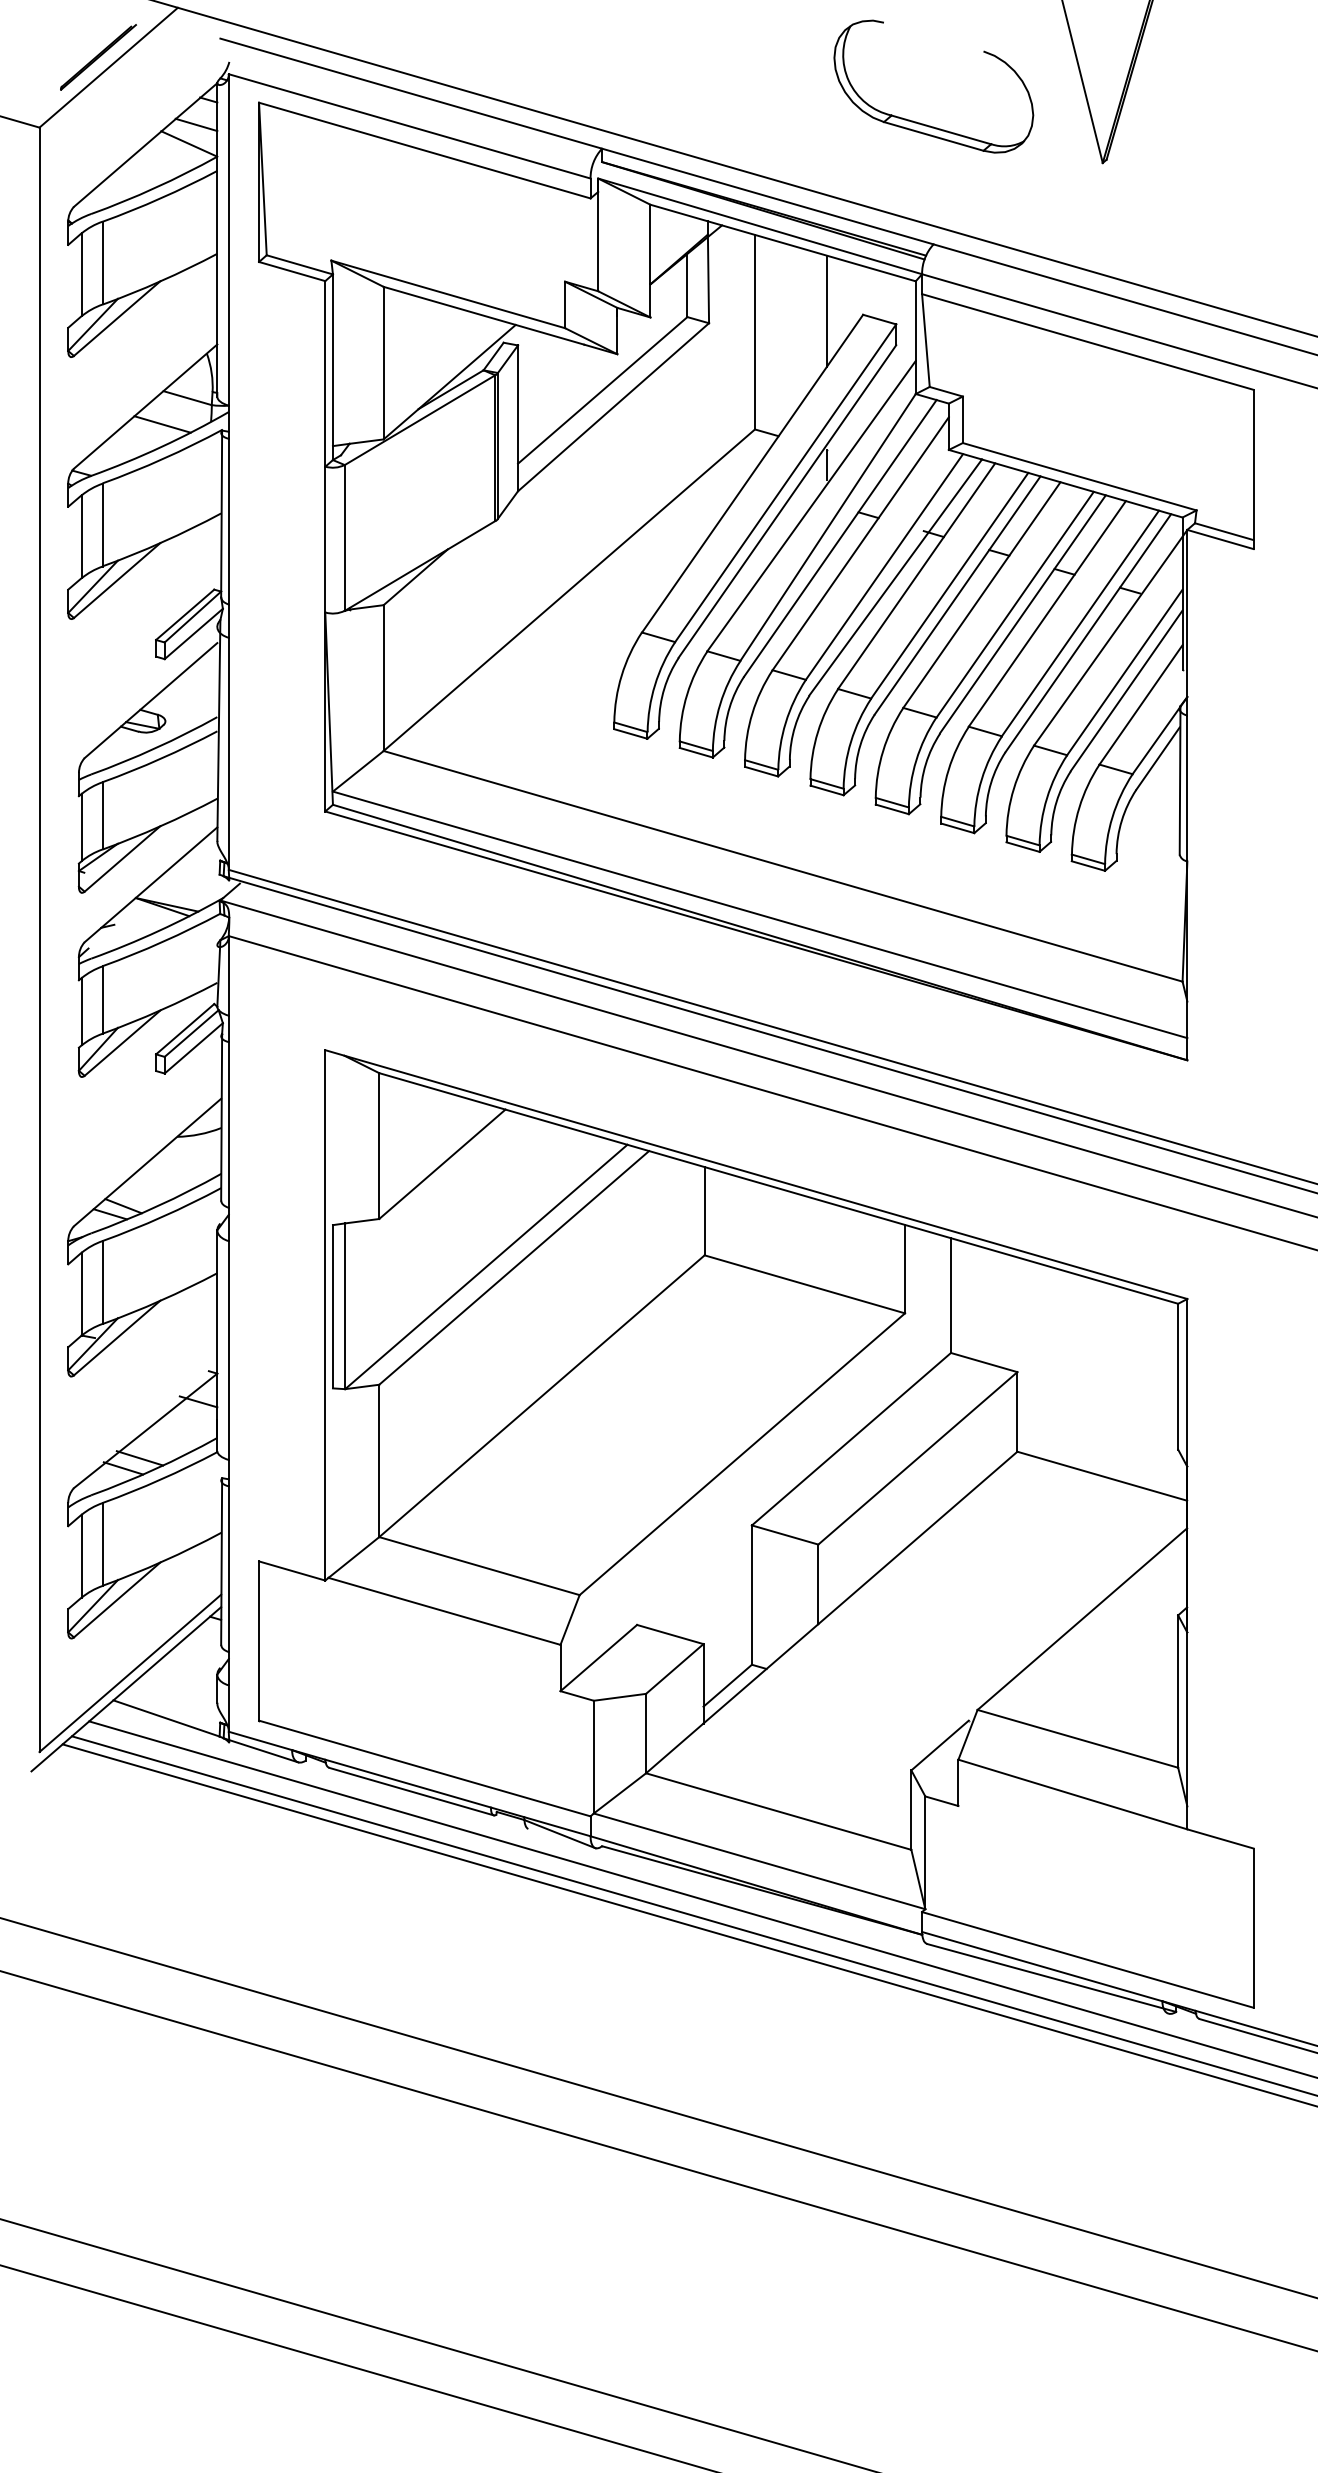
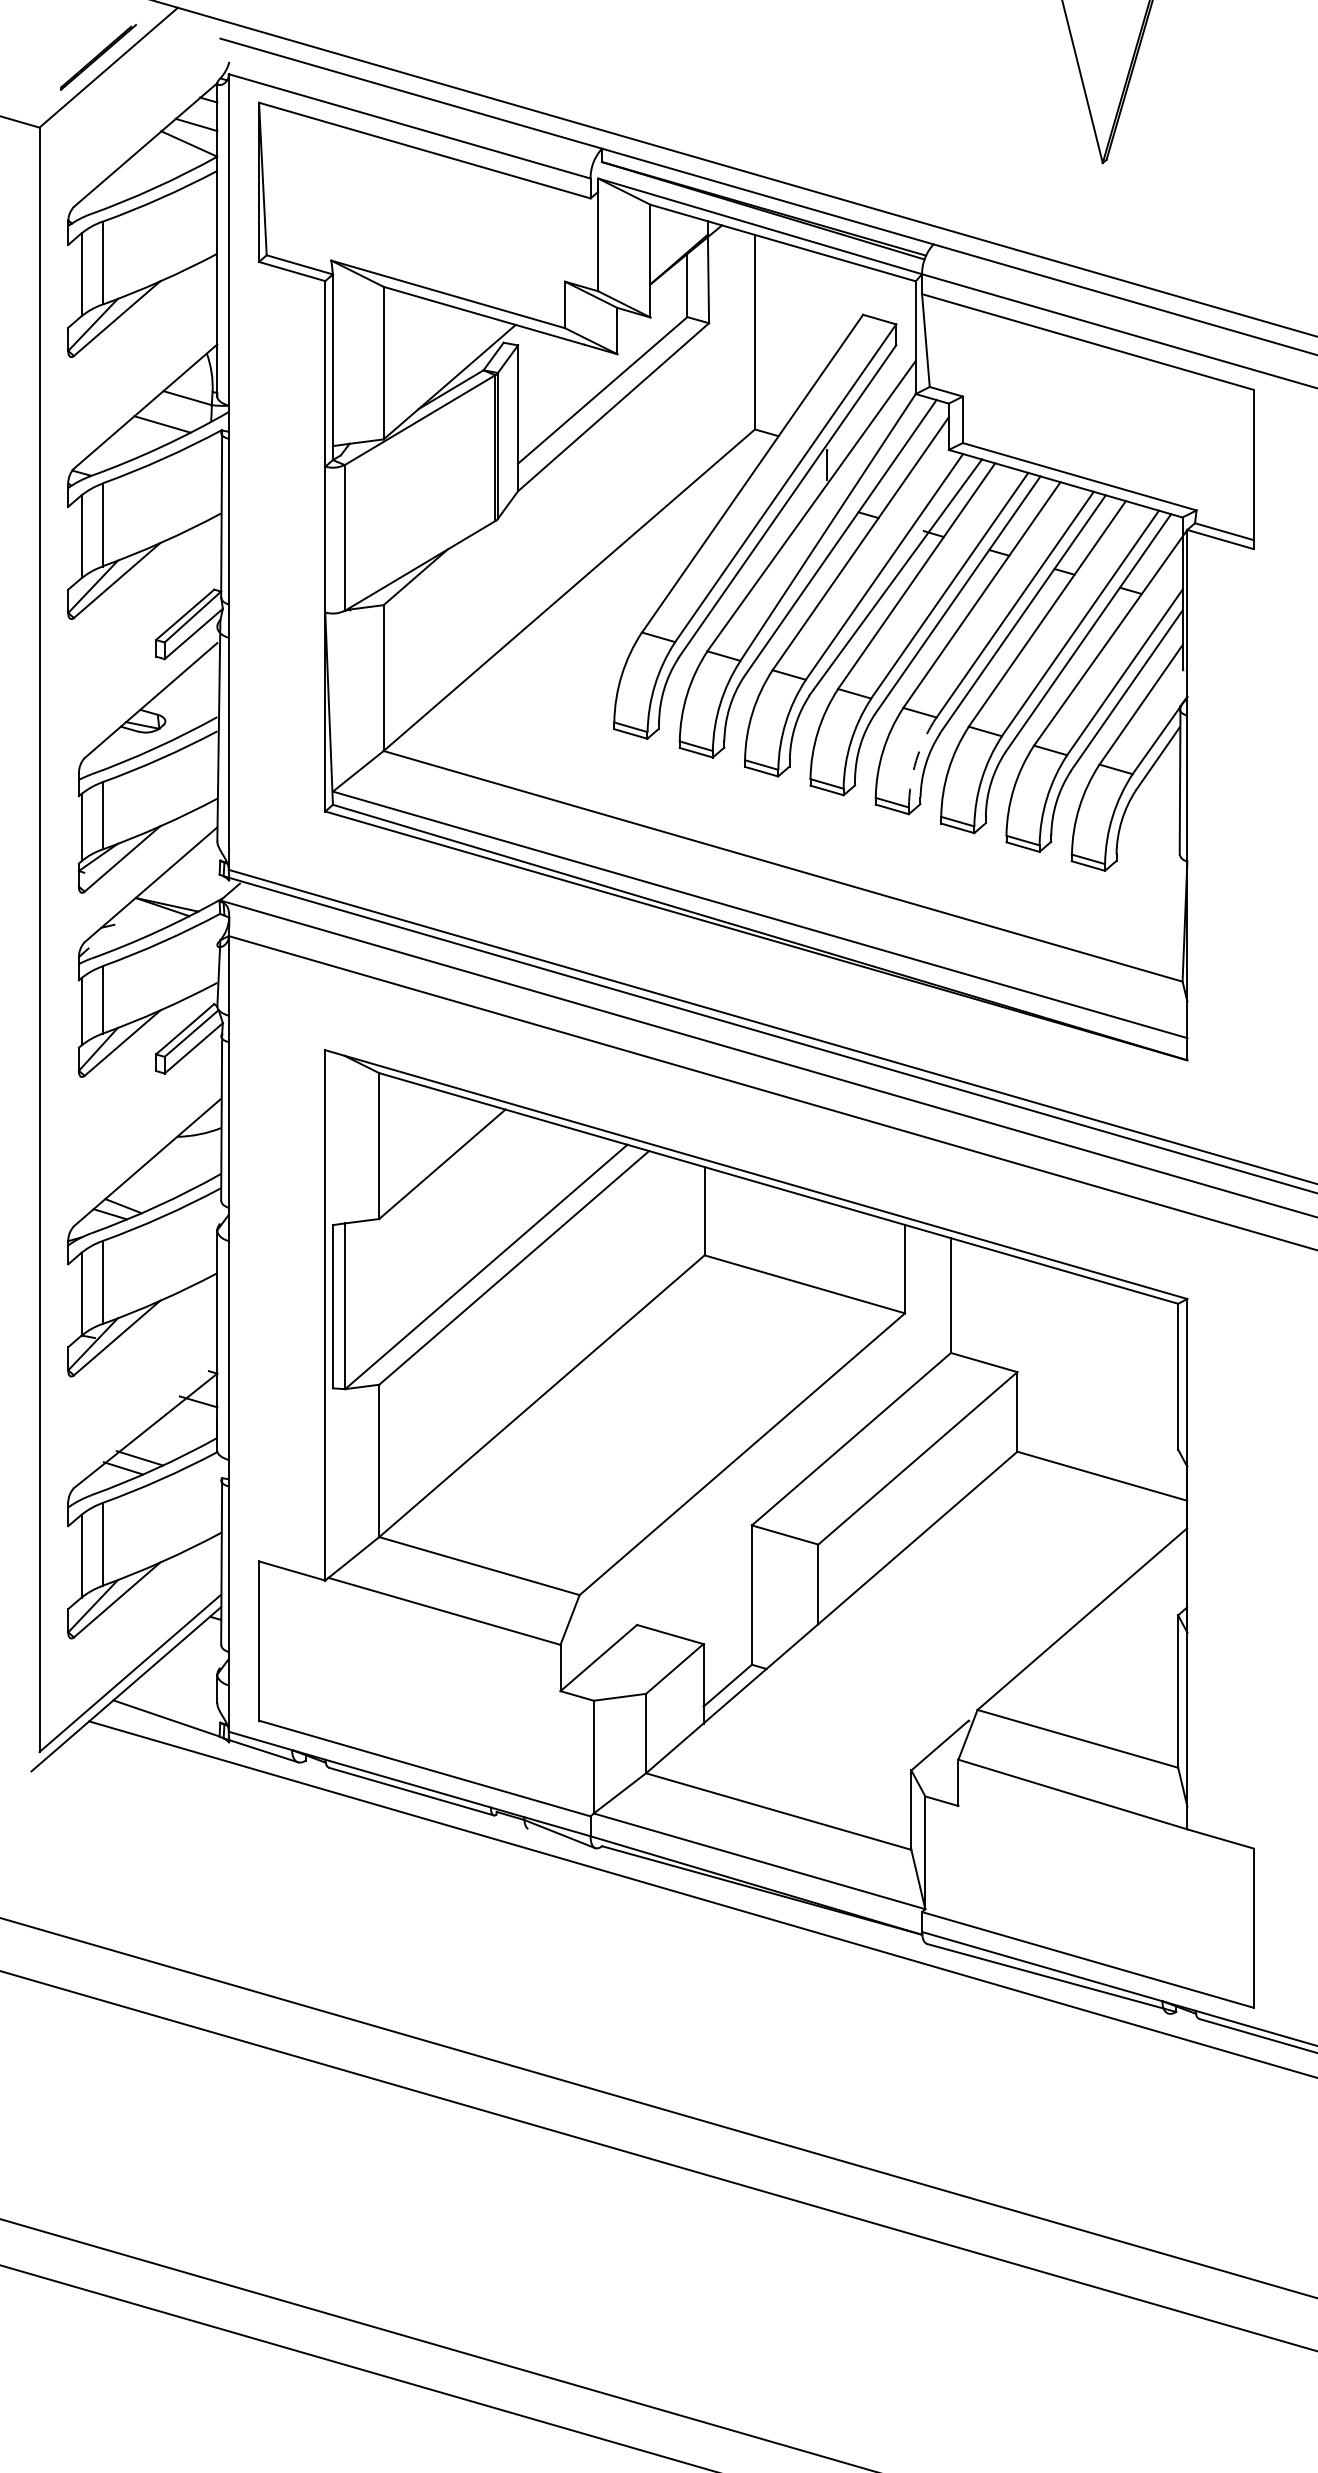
part: present -> none (920, 122)
line: present -> none (826, 311)
arc: solid -> dashed (916, 760)
line: present -> none (693, 1915)
line: present -> none (688, 1924)
